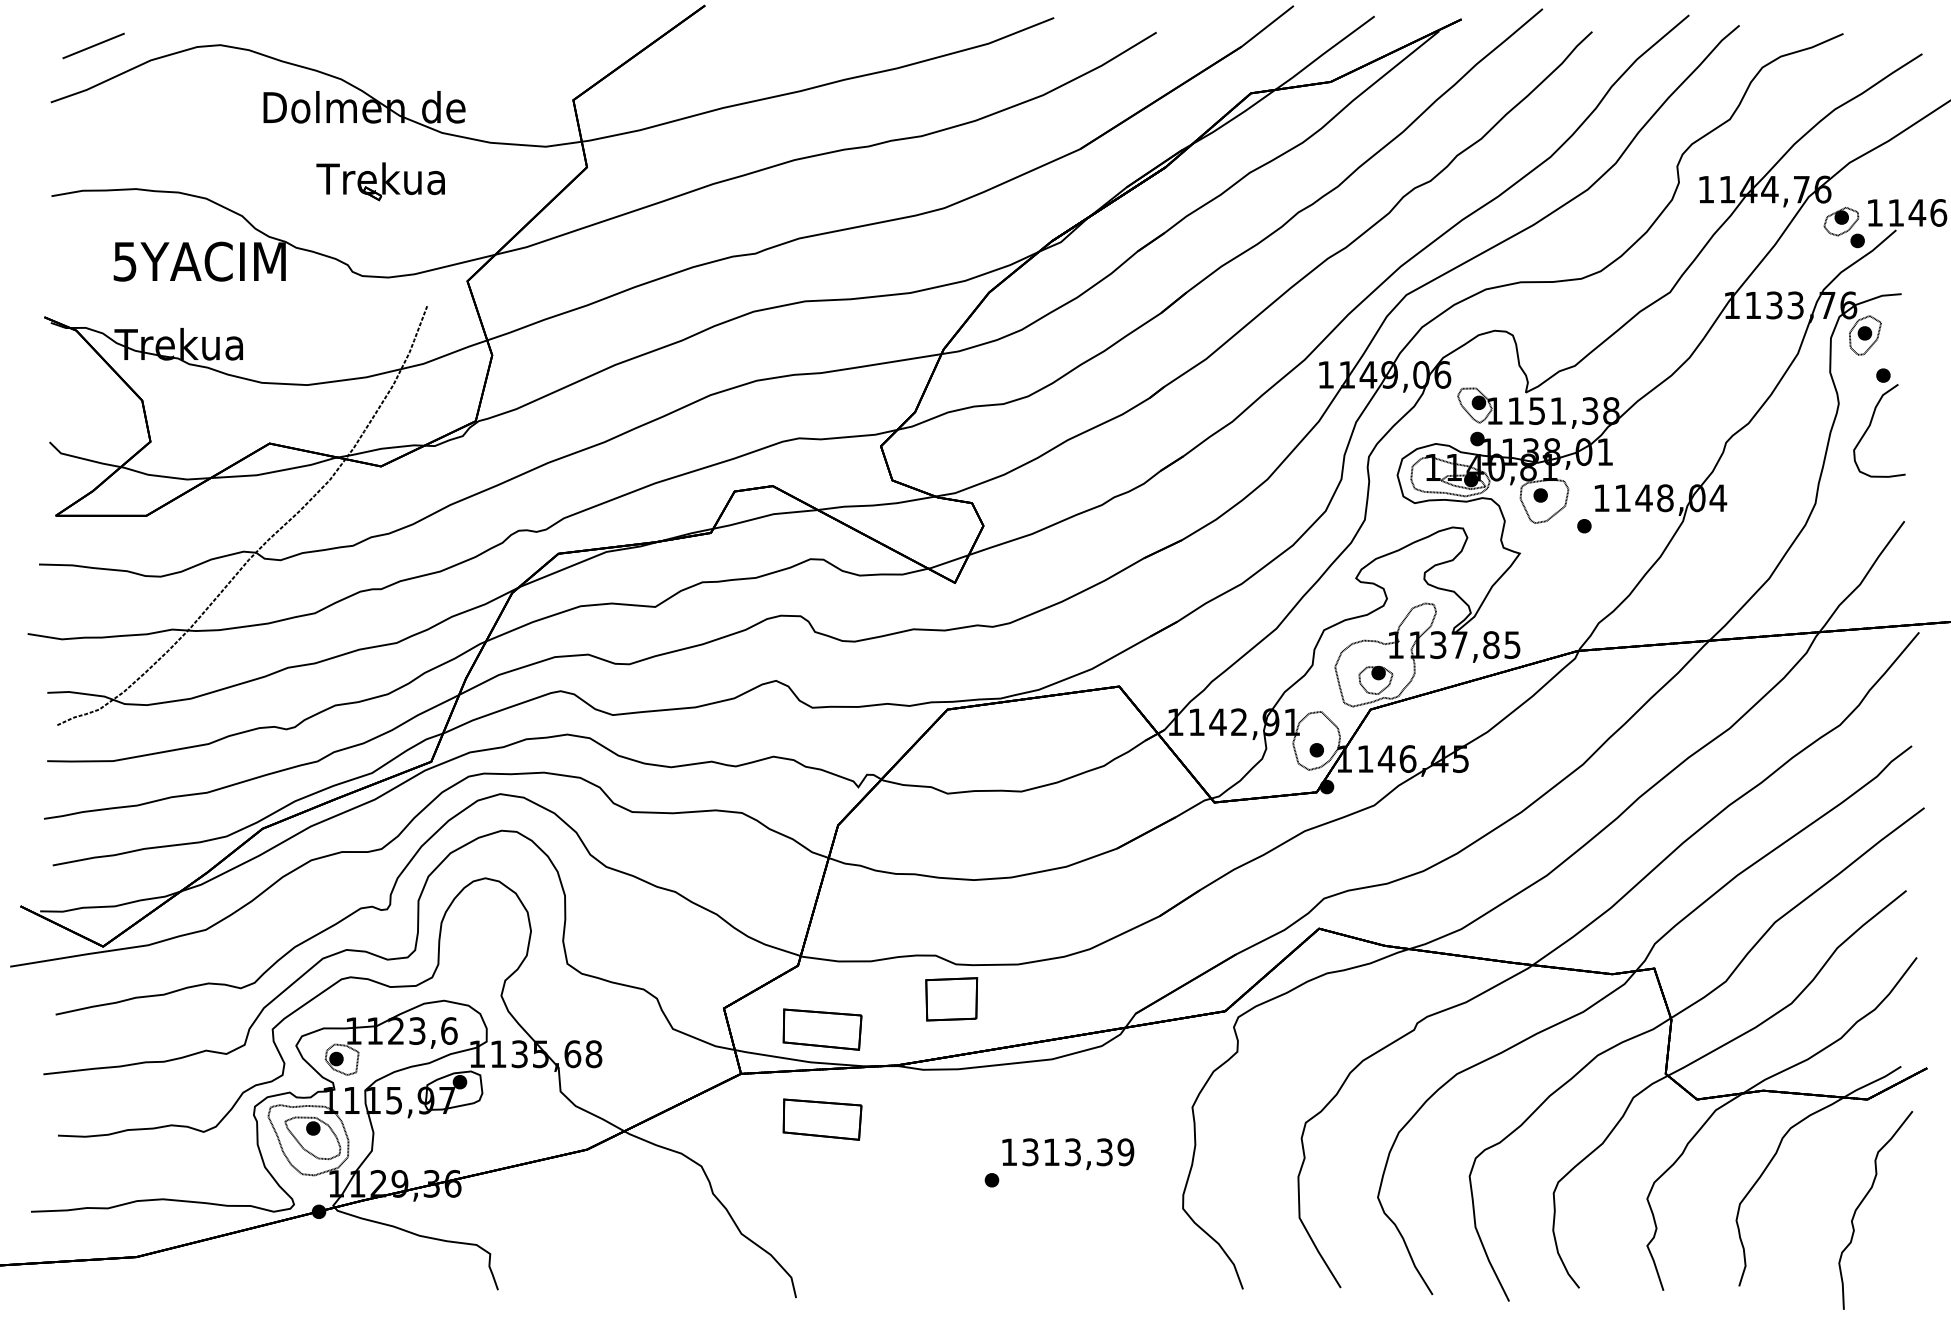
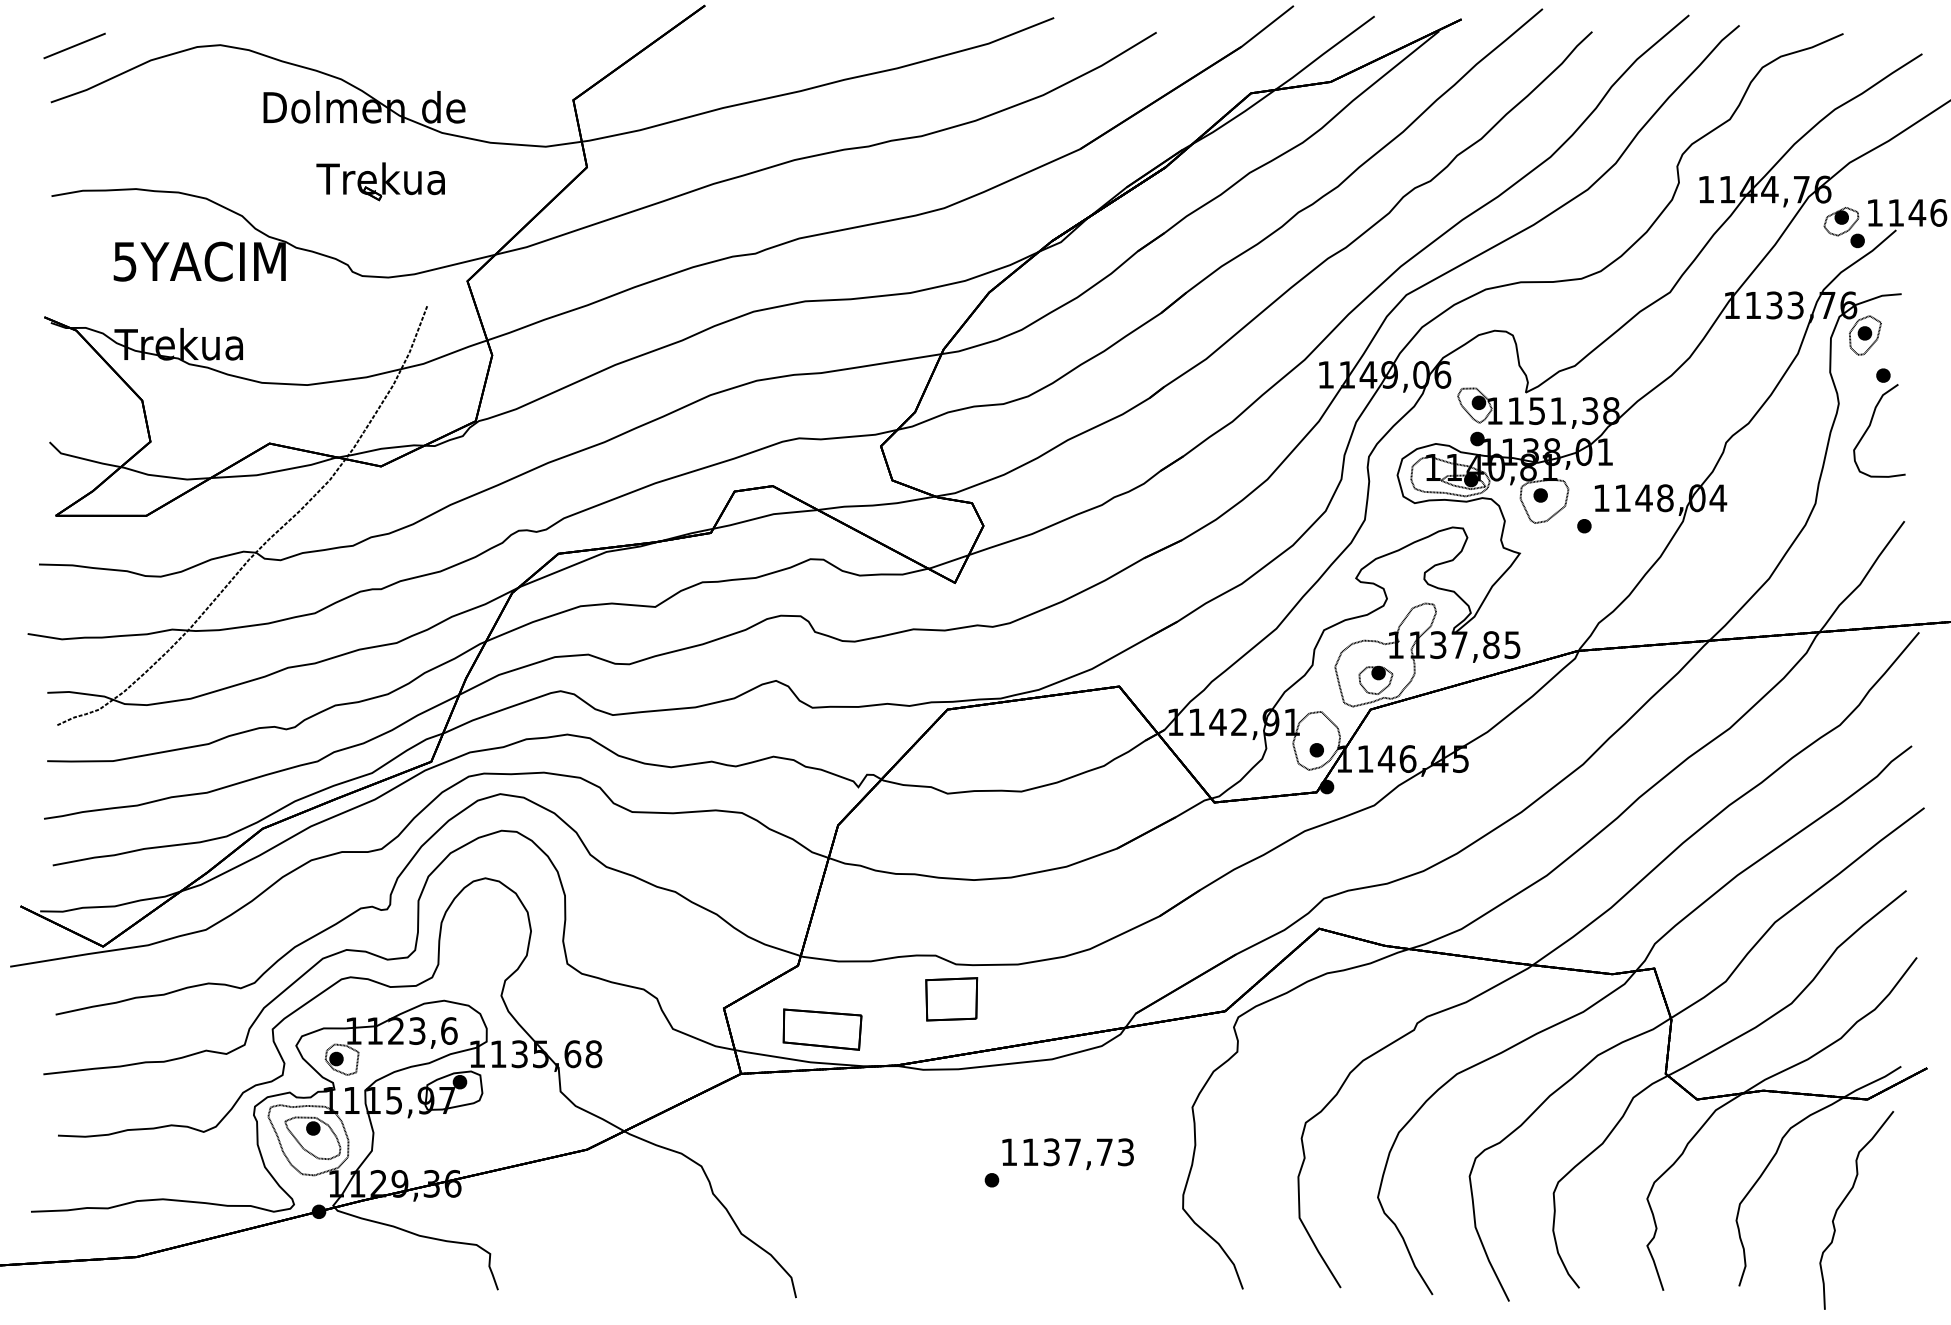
line position: (93, 45) -> (74, 45) (74, 45)
part: present -> none (822, 1119)
text: 1313,39 -> 1137,73 (1078, 1152)
part position: (1863, 1201) -> (1844, 1201) (1844, 1201)
